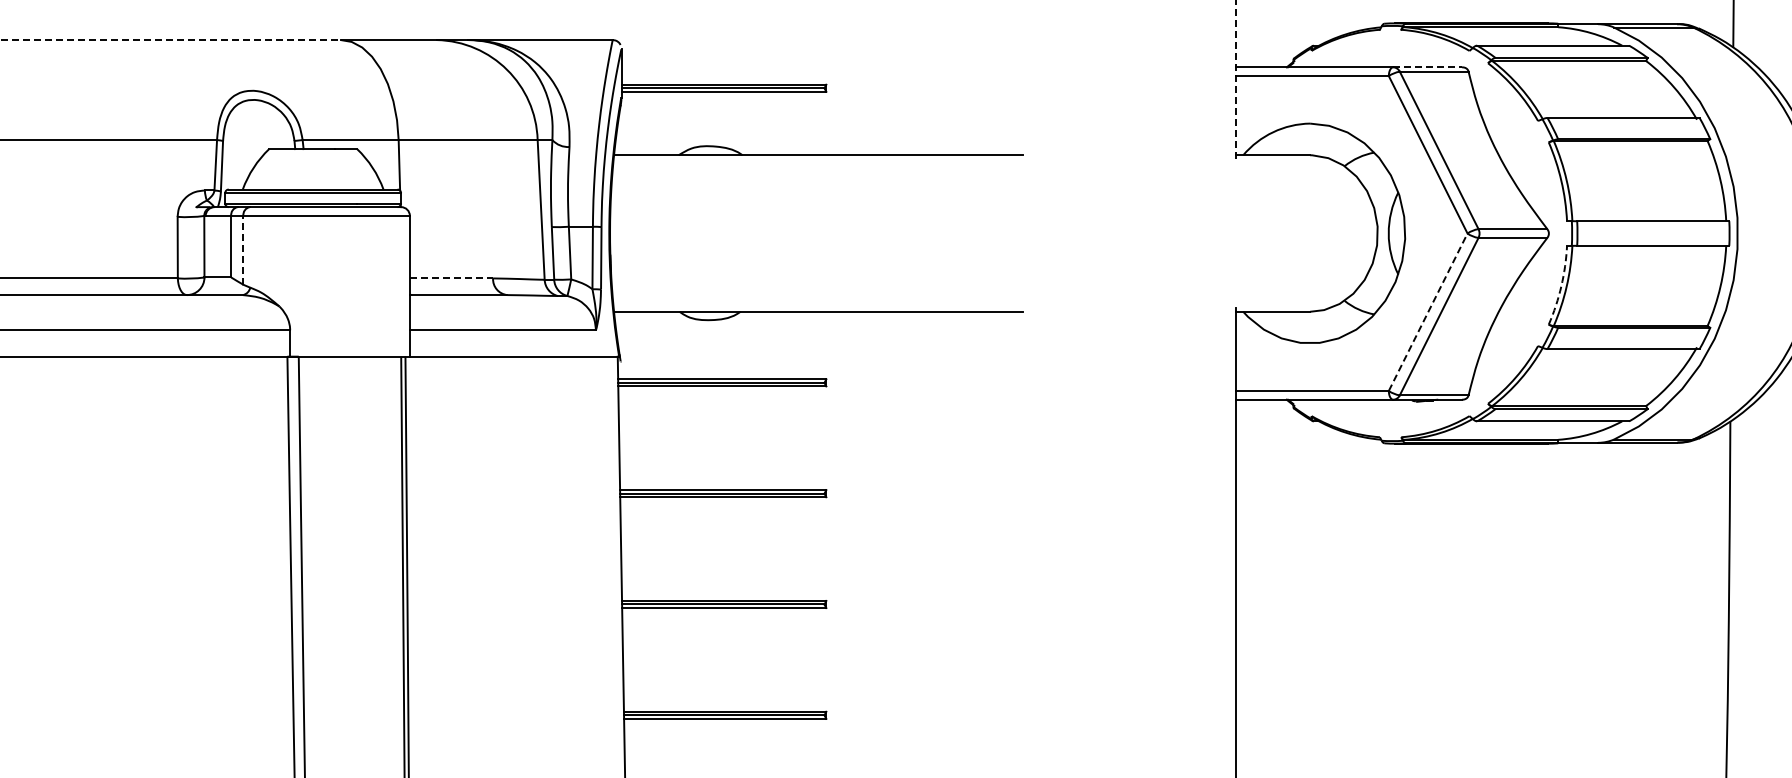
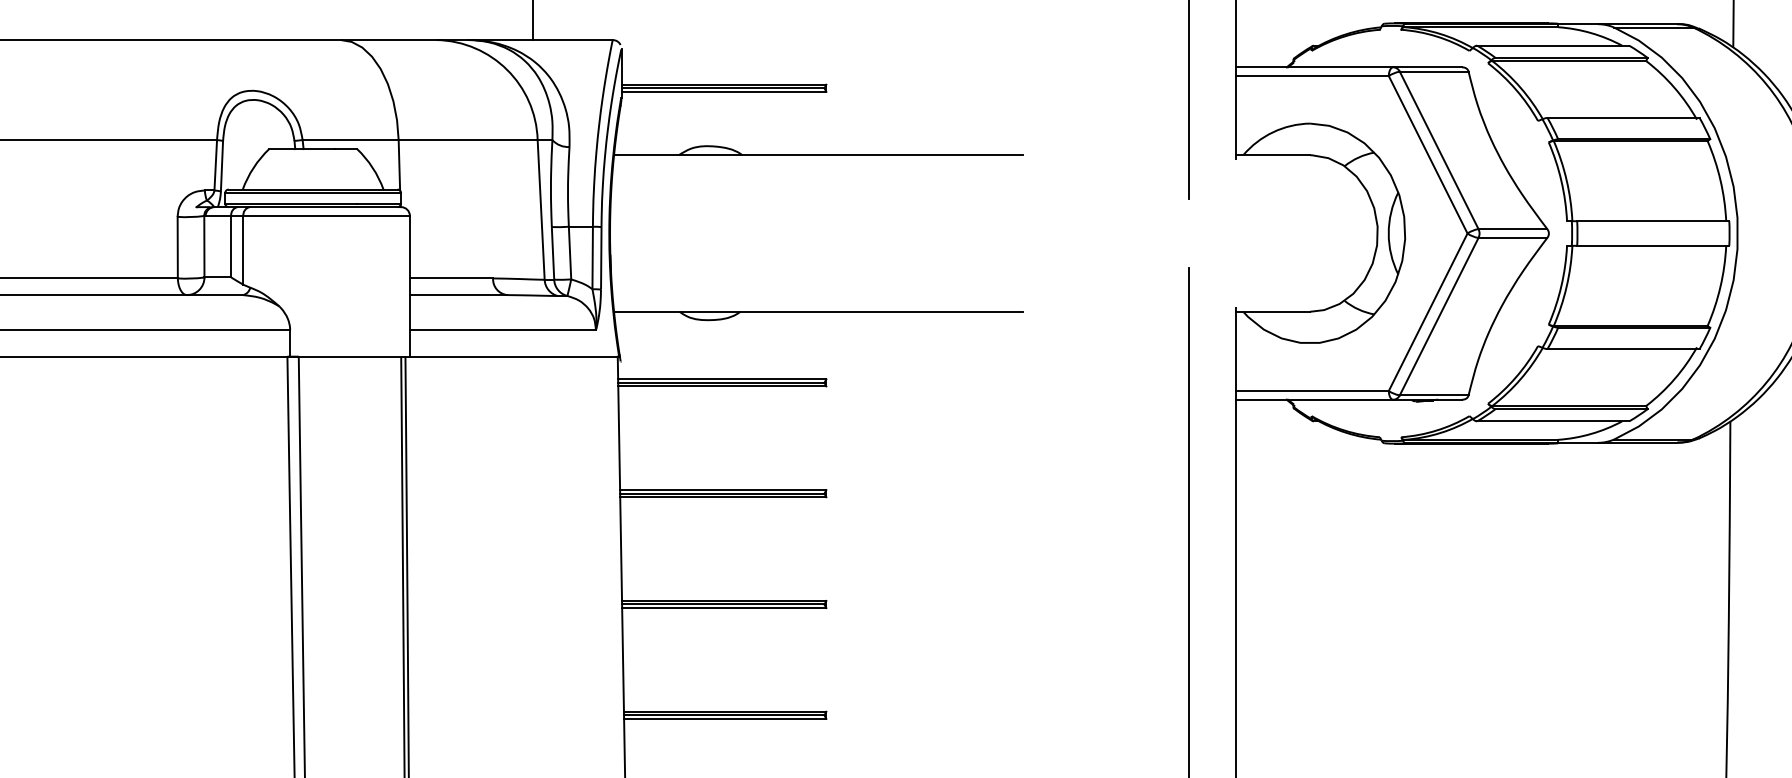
line: none -> present (532, 21)
line: dashed -> solid (171, 40)
line: dashed -> solid (1428, 67)
line: dashed -> solid (1236, 79)
line: none -> present (1189, 100)
line: dashed -> solid (243, 249)
line: dashed -> solid (451, 278)
arc: dashed -> solid (1561, 286)
line: dashed -> solid (1428, 311)
line: none -> present (1189, 520)
